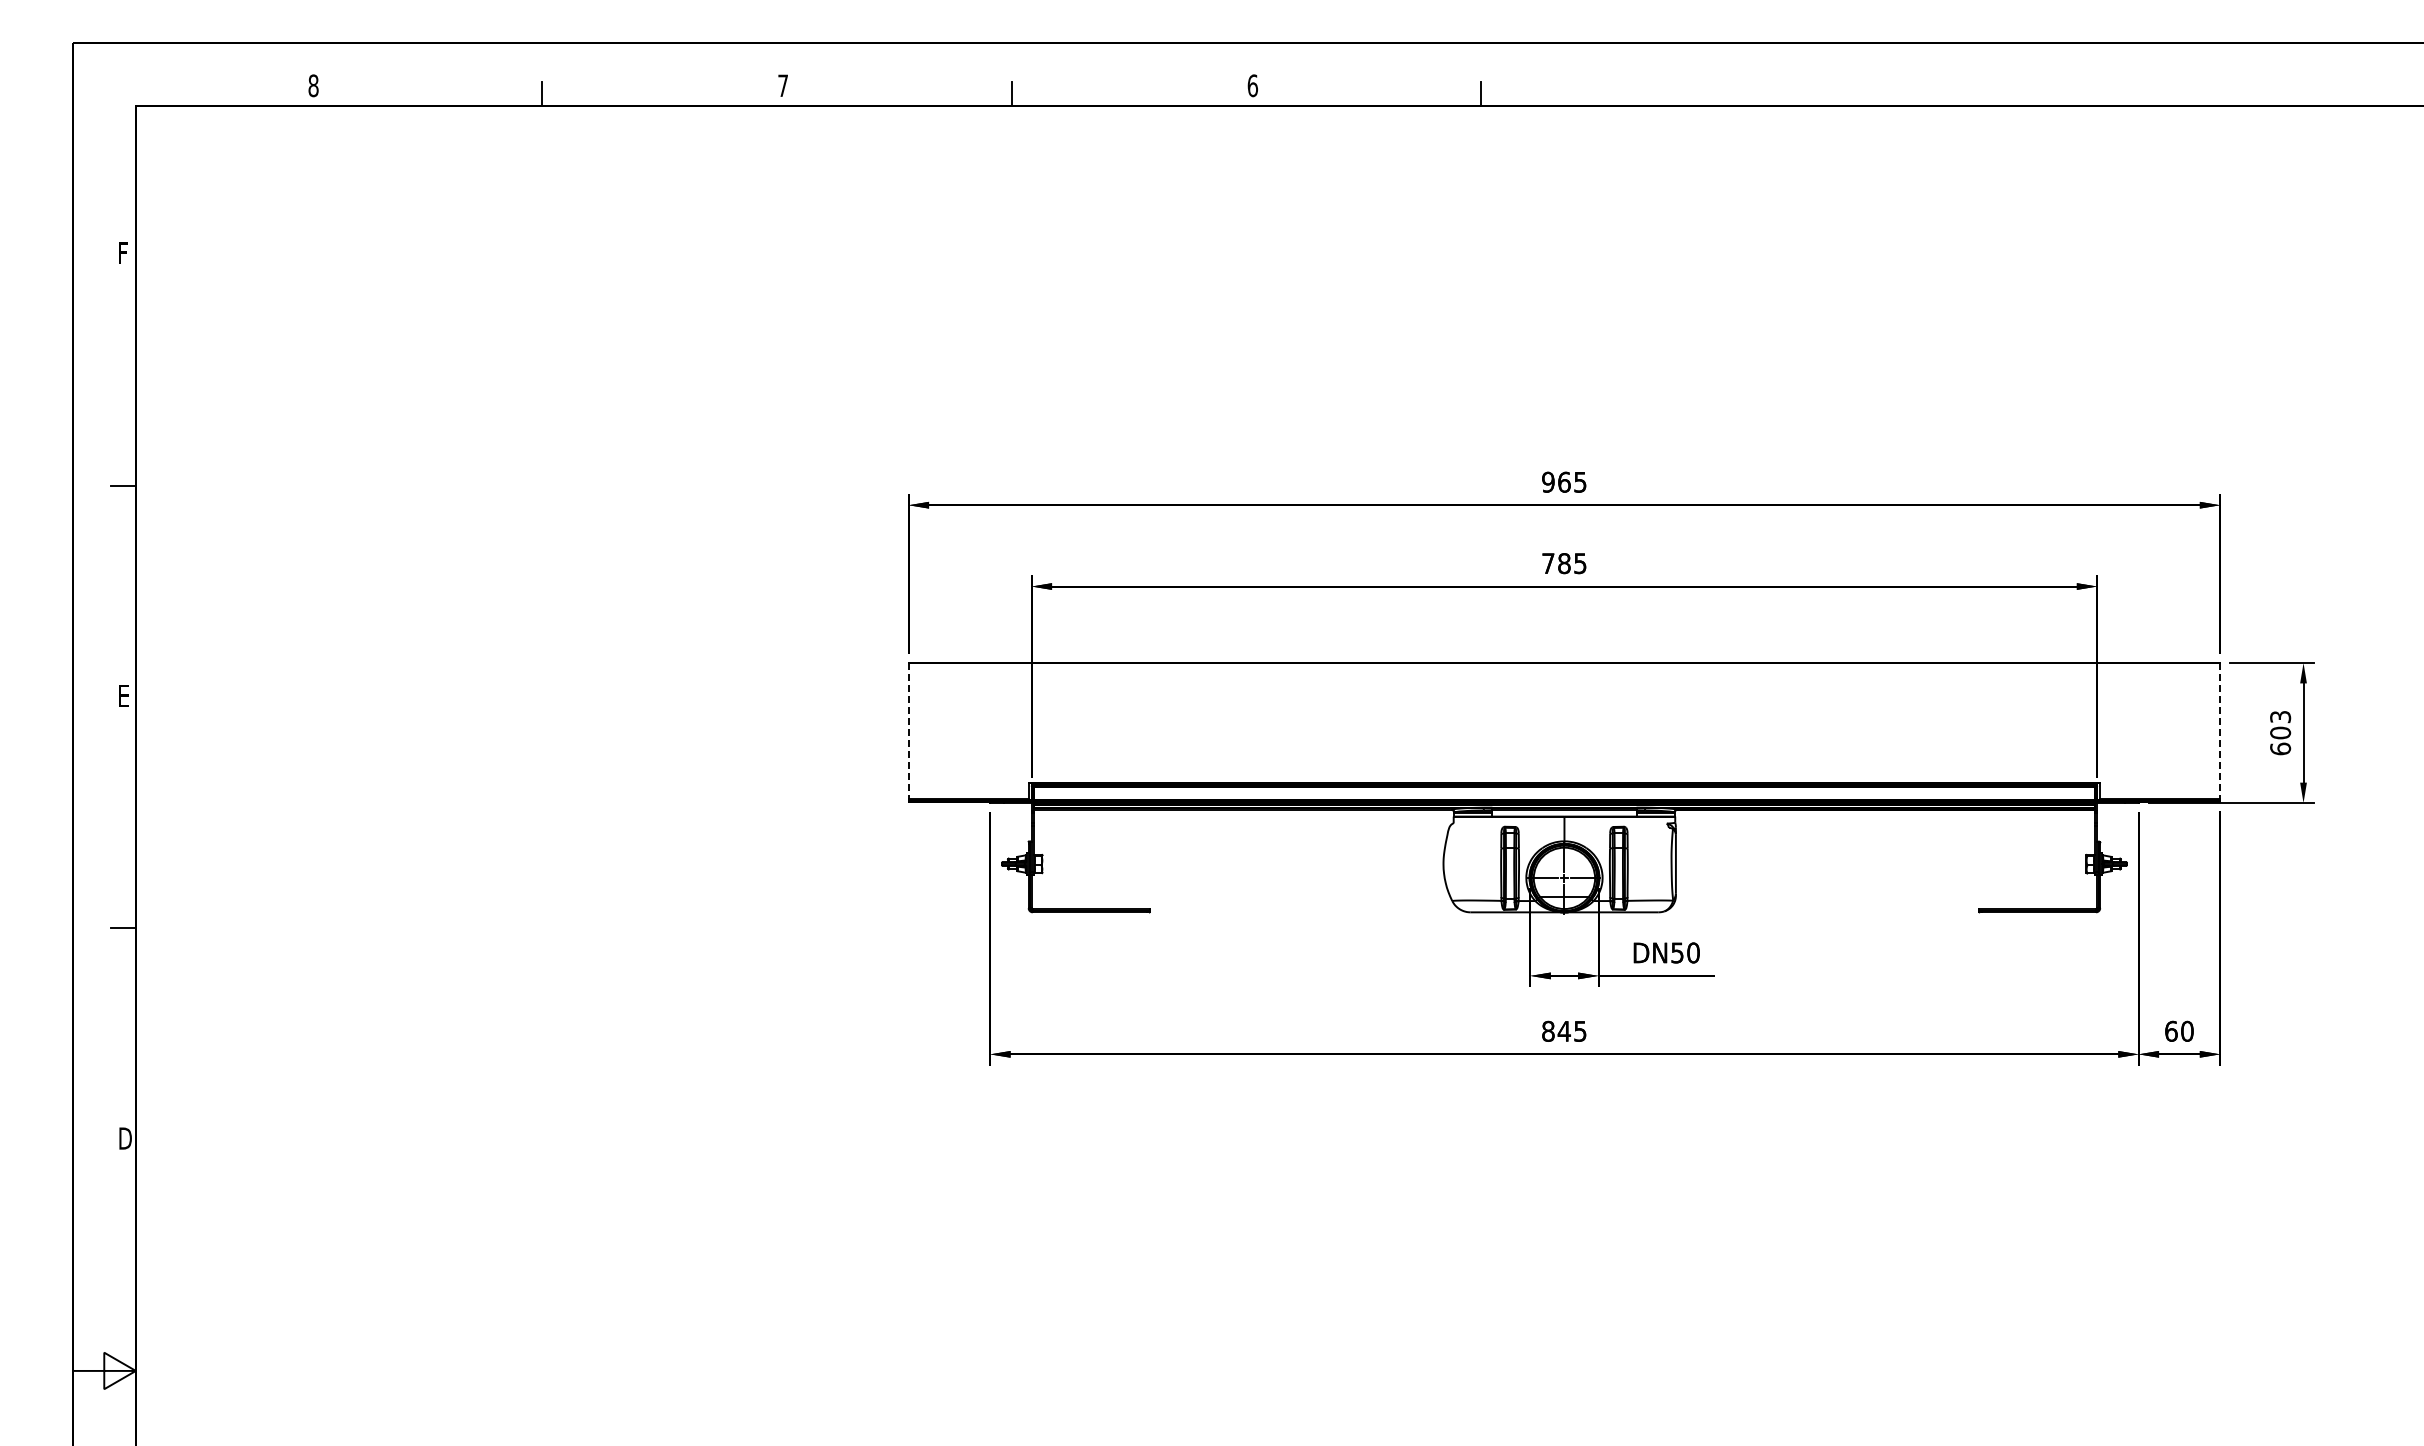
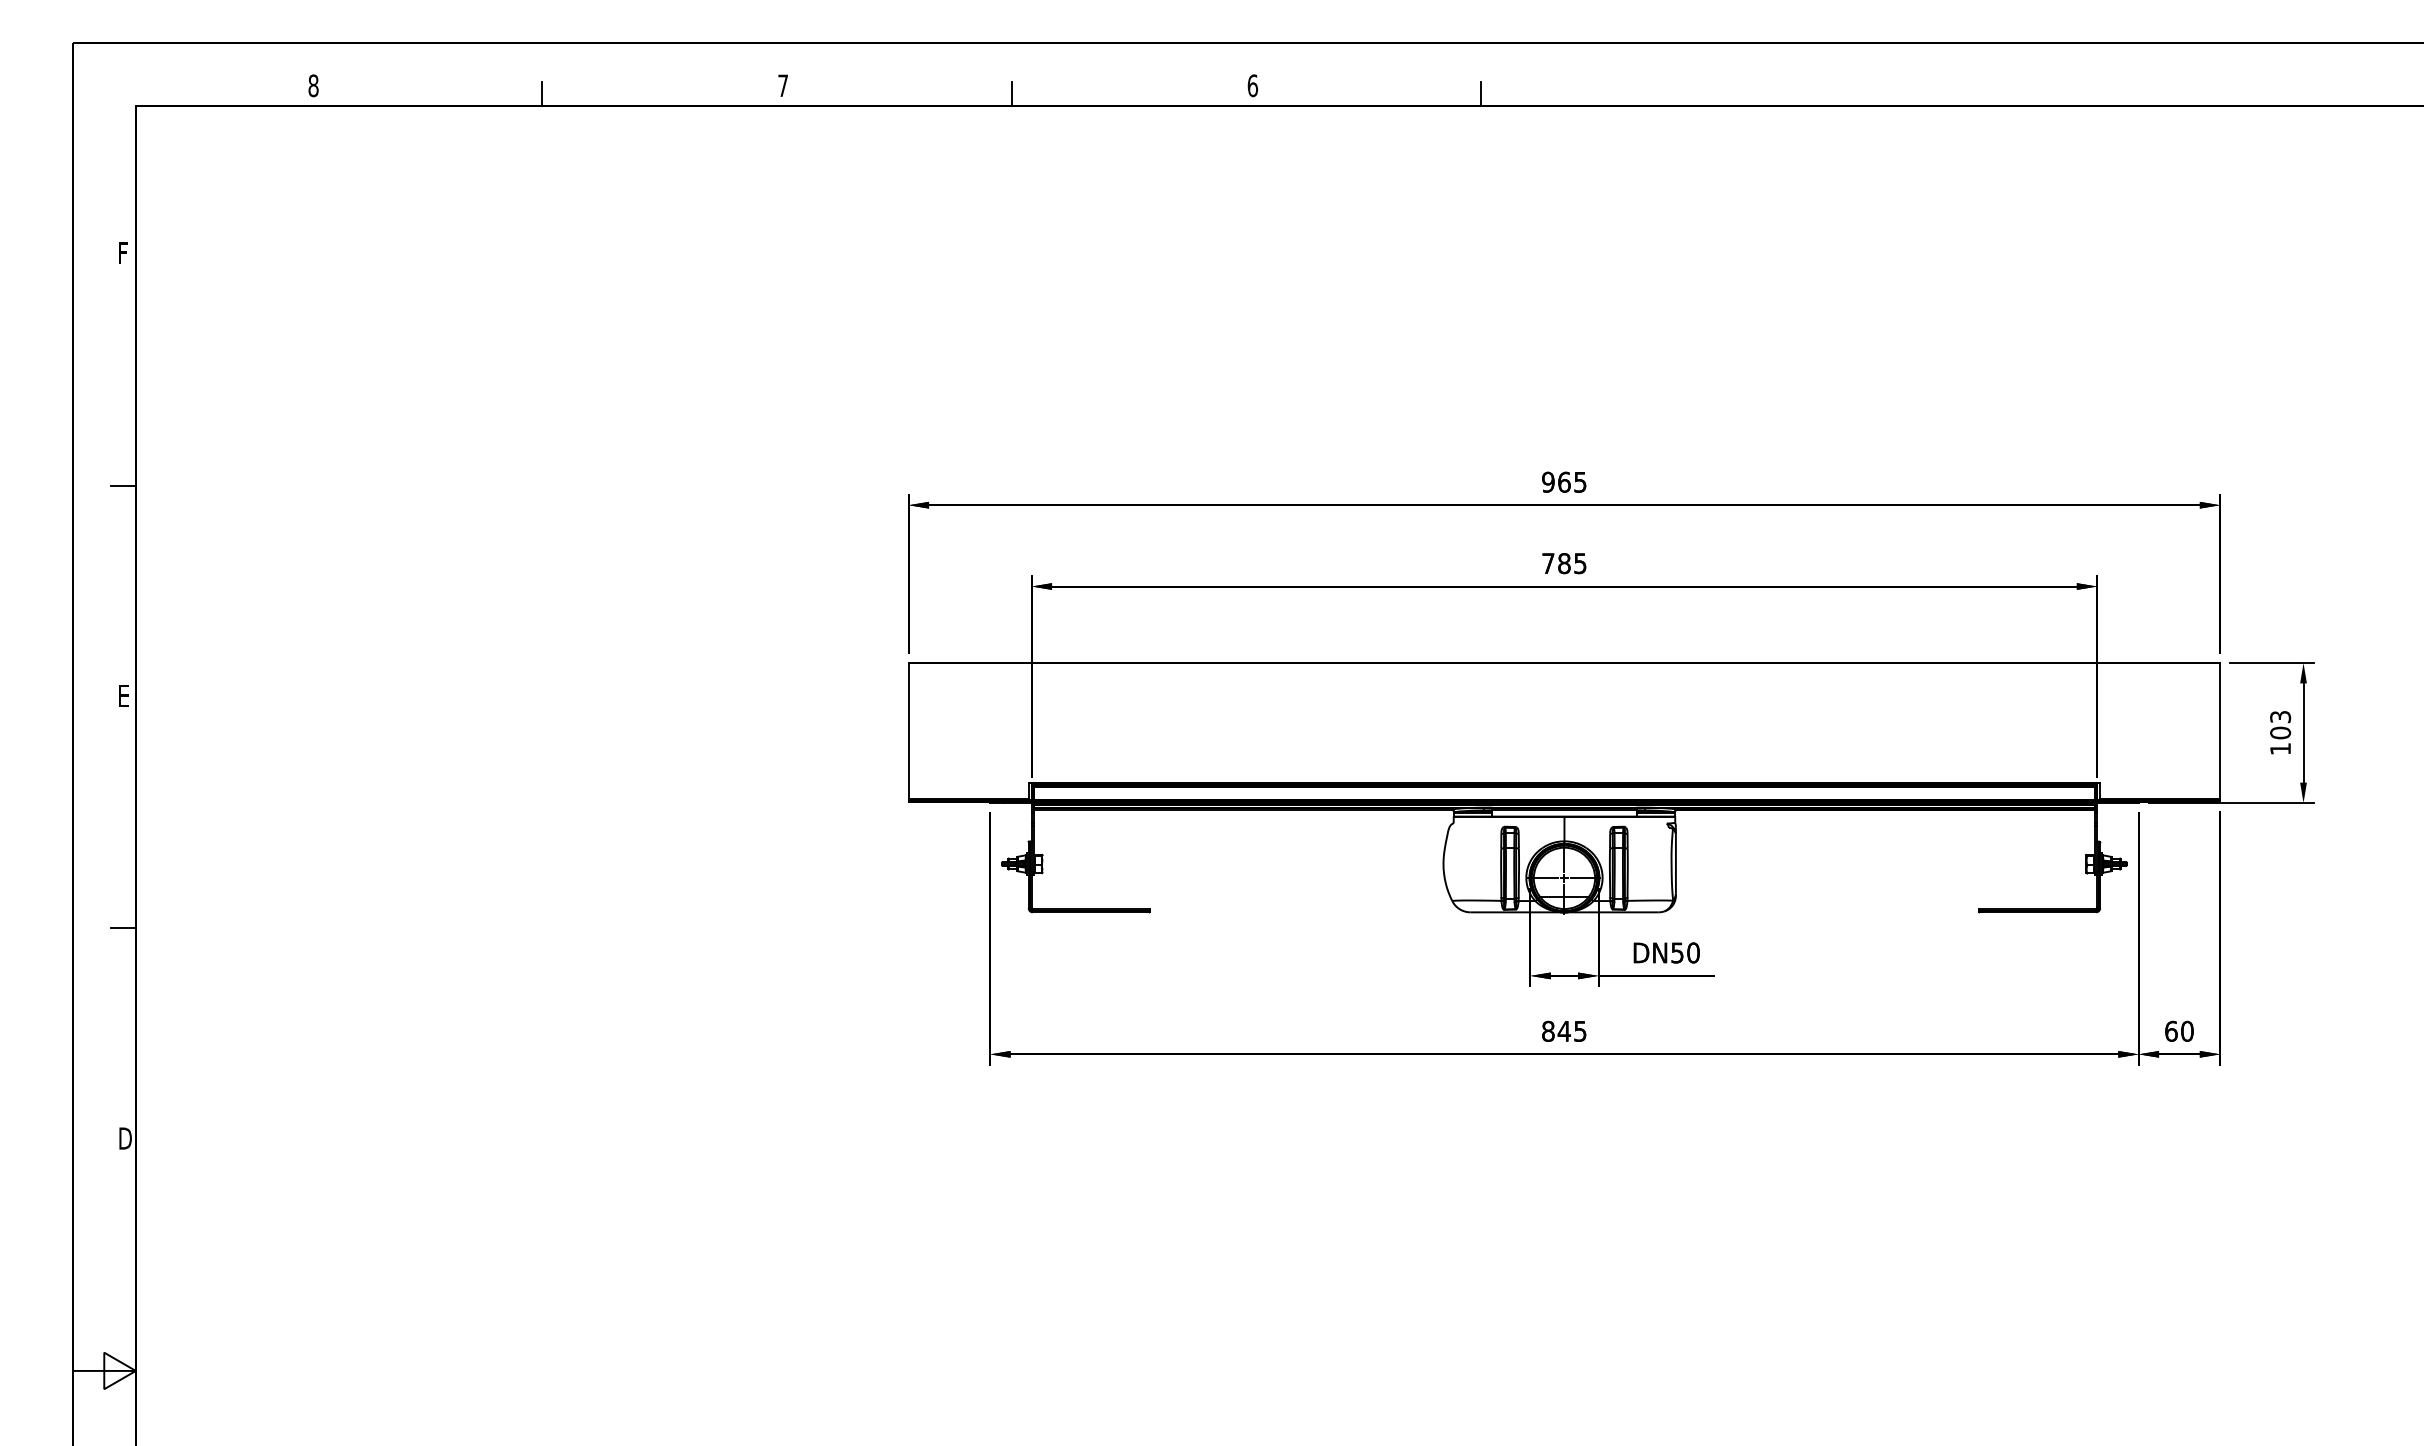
line: dashed -> solid (908, 730)
line: dashed -> solid (2220, 731)
text: 603 -> 103 (2280, 748)
